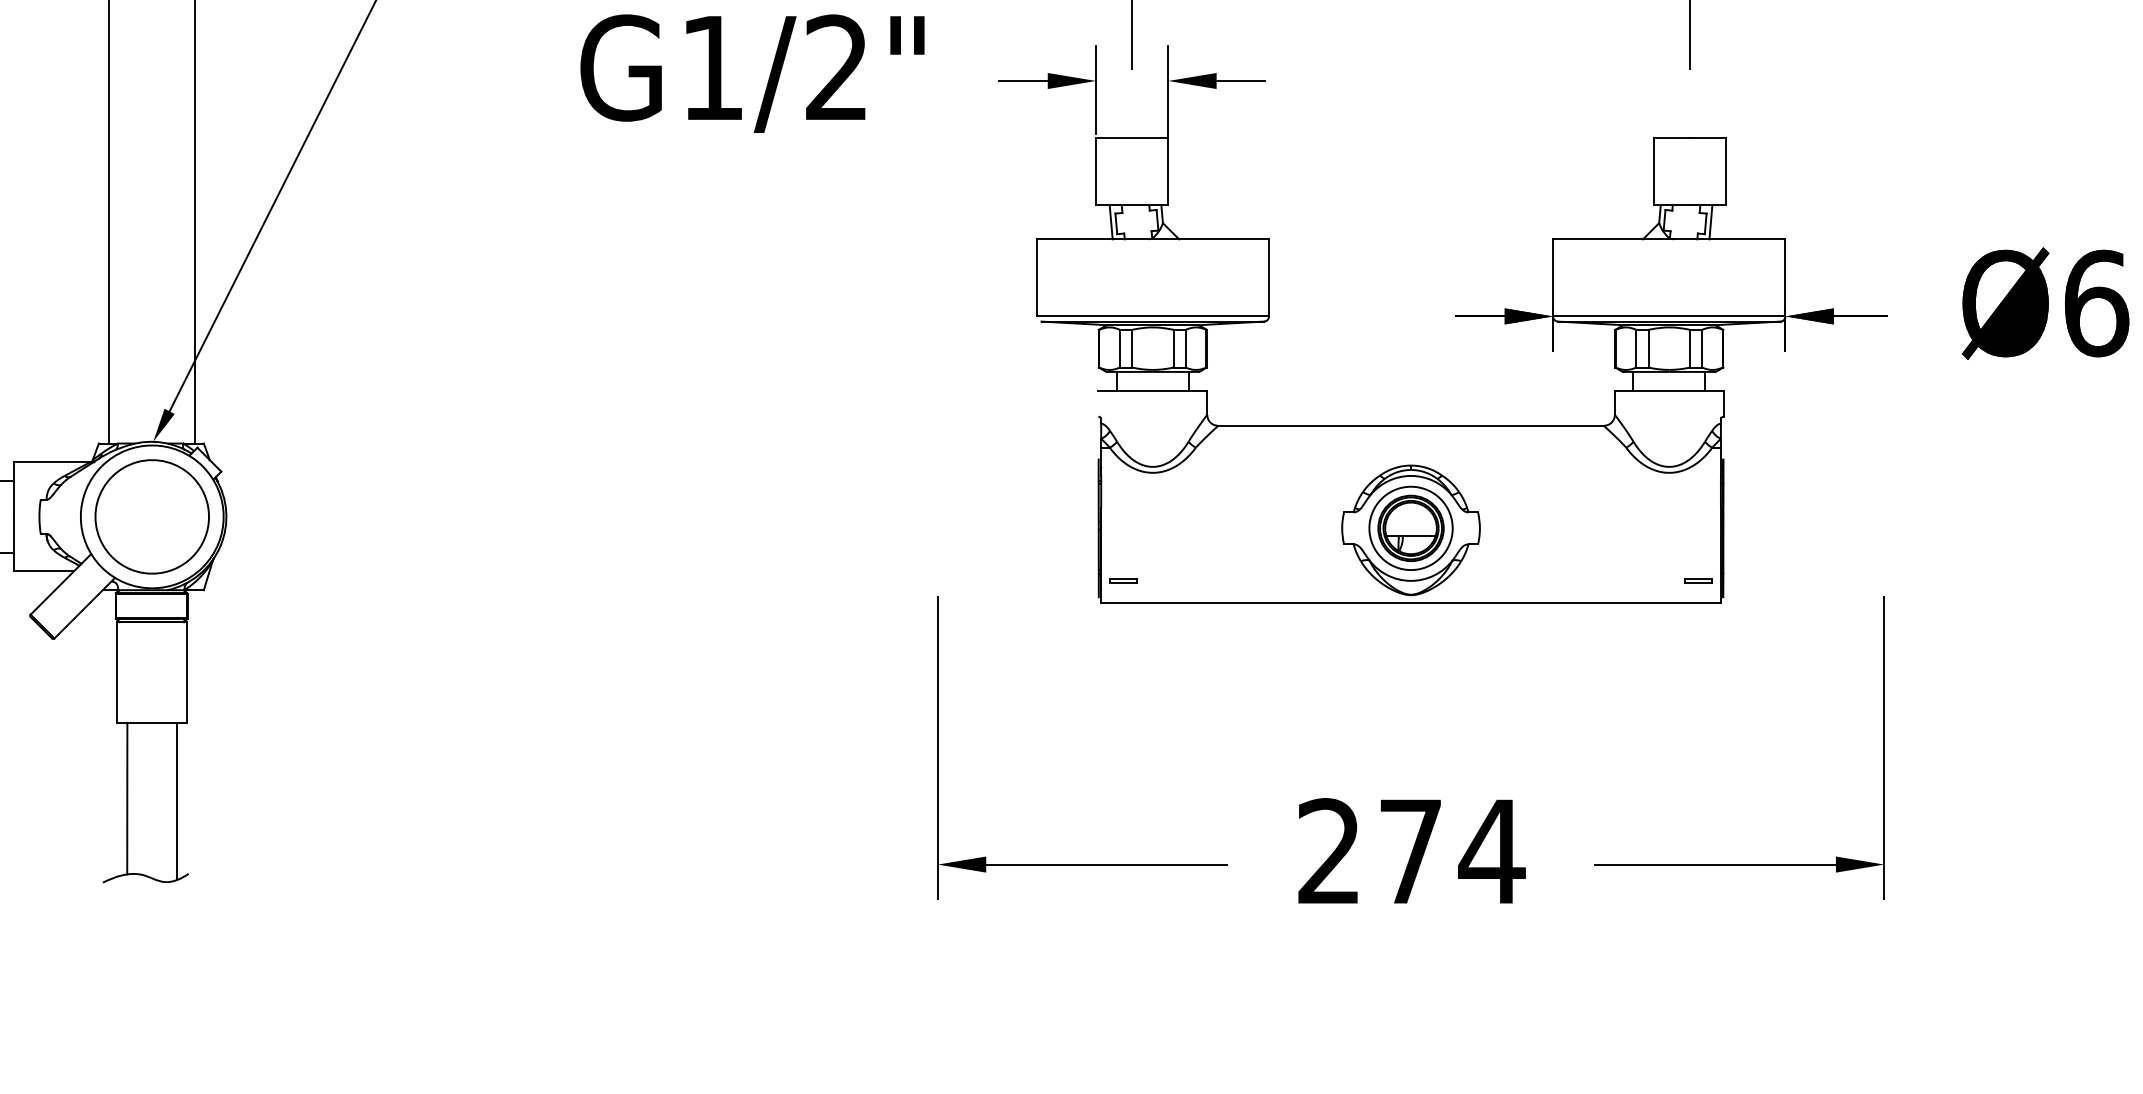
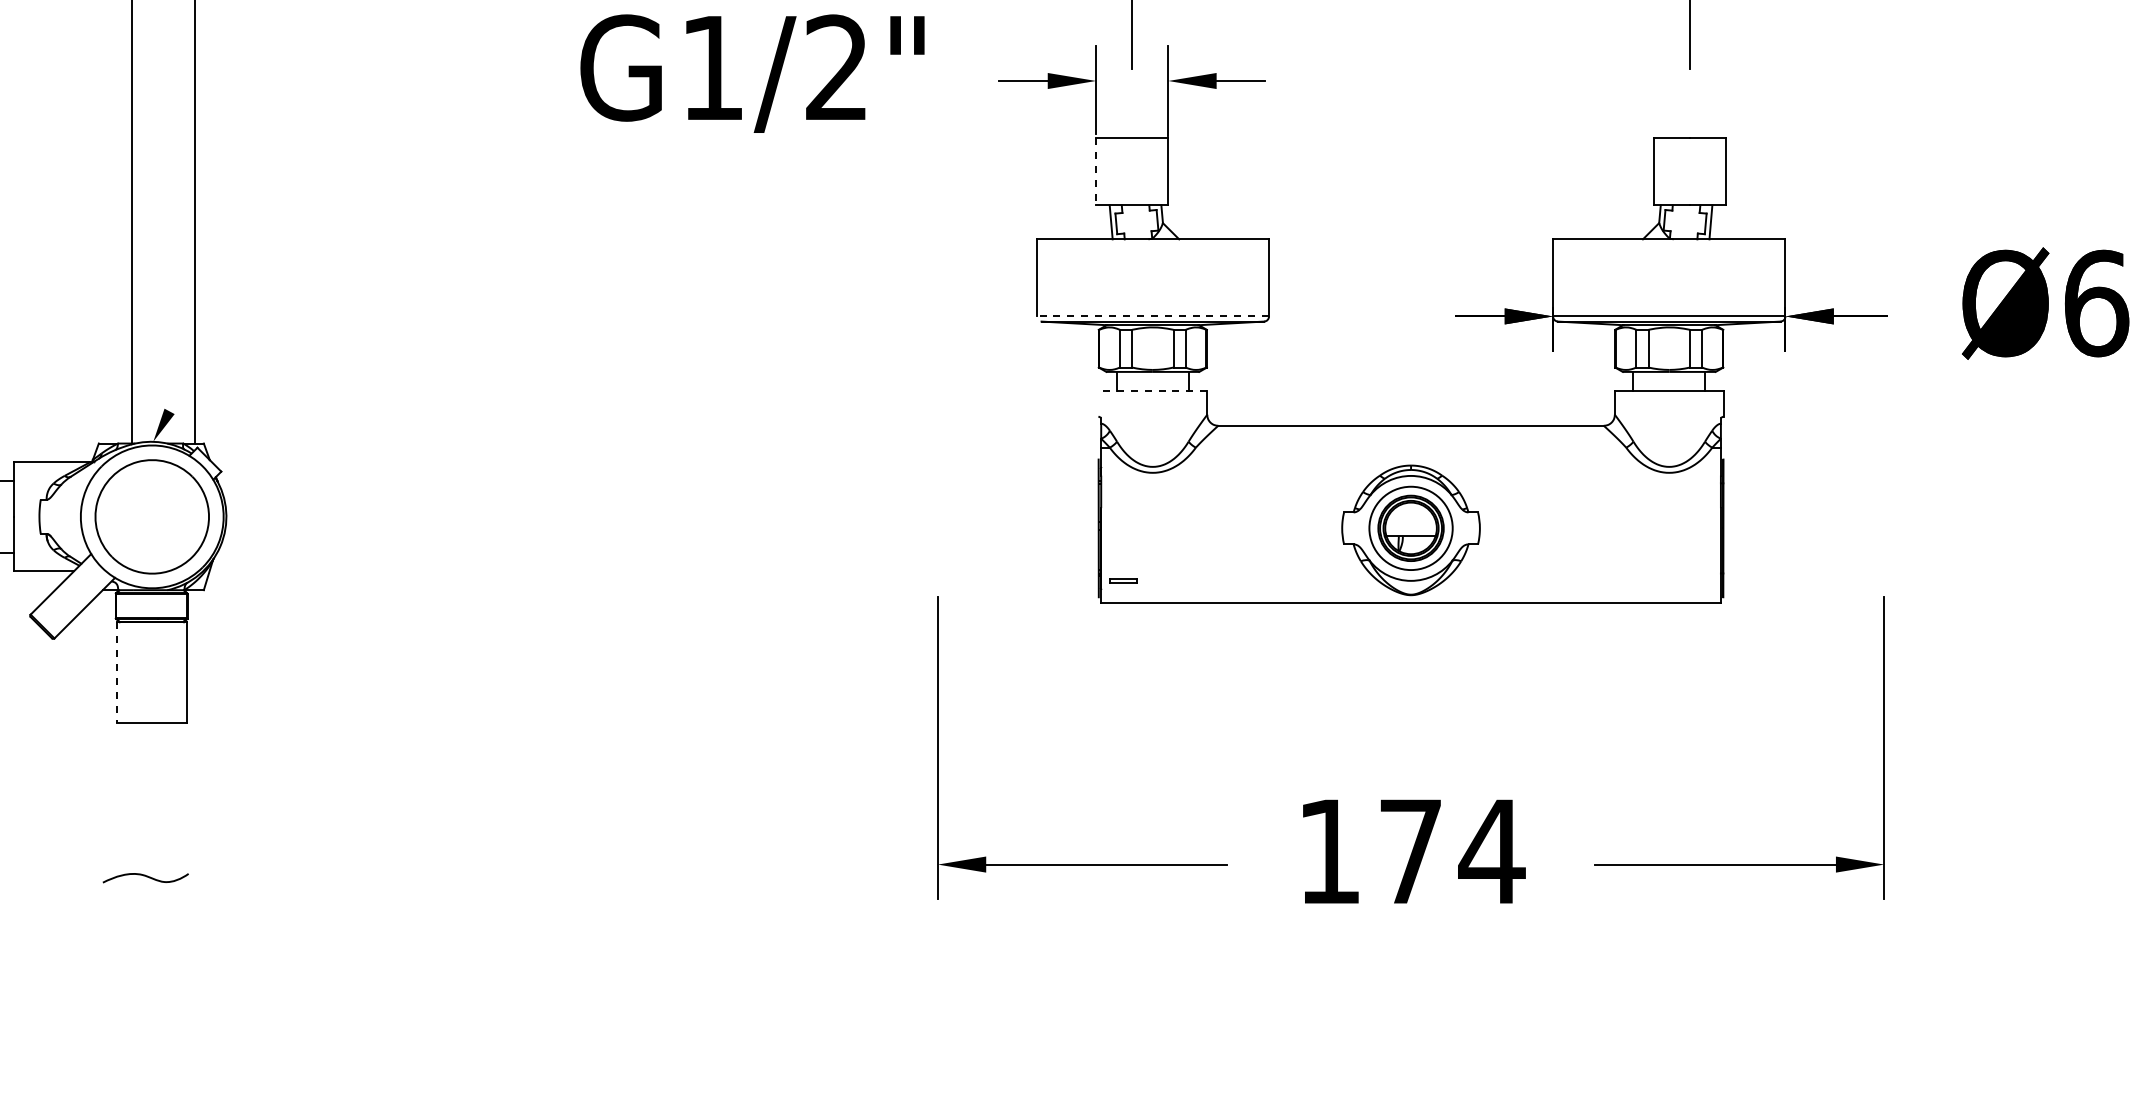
line: solid -> dashed (1096, 171)
line: present -> none (272, 206)
line position: (108, 222) -> (131, 222) (131, 222)
line: solid -> dashed (1152, 316)
line: solid -> dashed (1152, 391)
part: present -> none (1698, 580)
line: solid -> dashed (117, 673)
line: present -> none (127, 798)
line: present -> none (176, 801)
text: 274 -> 174 (1328, 850)
